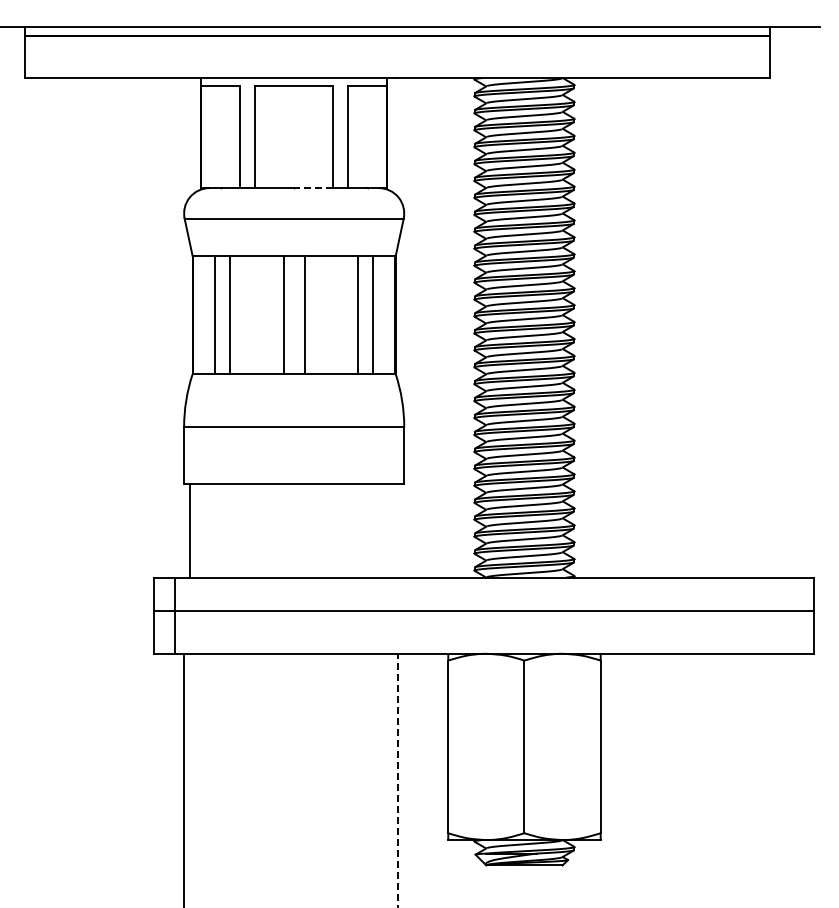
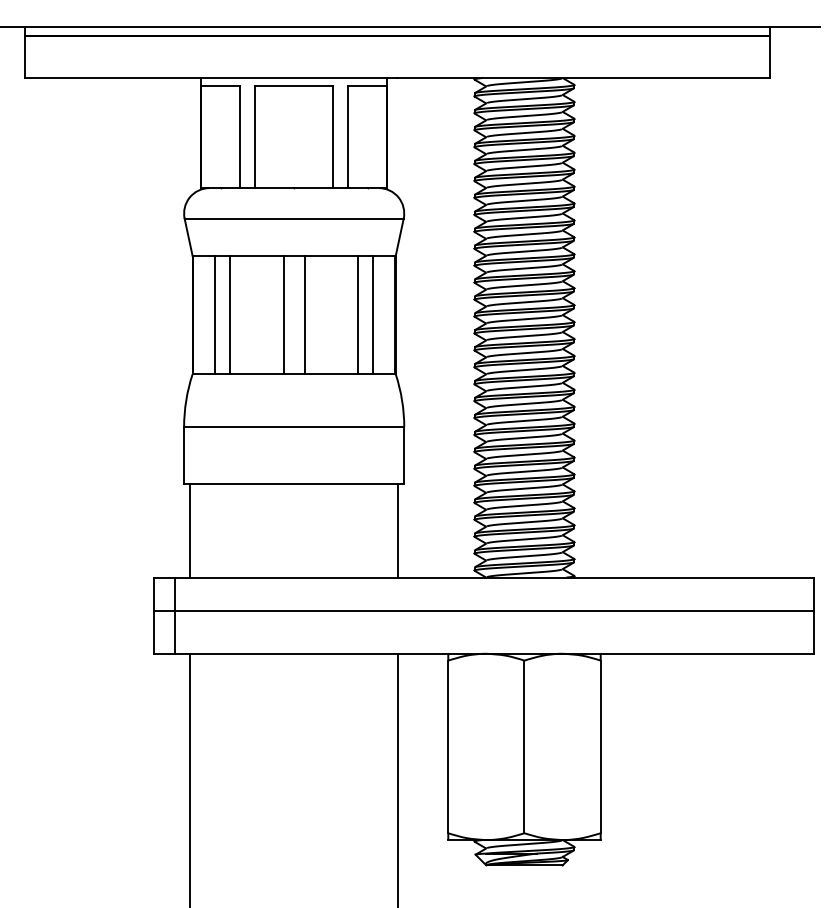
line: dashed -> solid (313, 188)
line: none -> present (398, 530)
line position: (184, 778) -> (190, 778) (190, 778)
line: dashed -> solid (398, 780)
